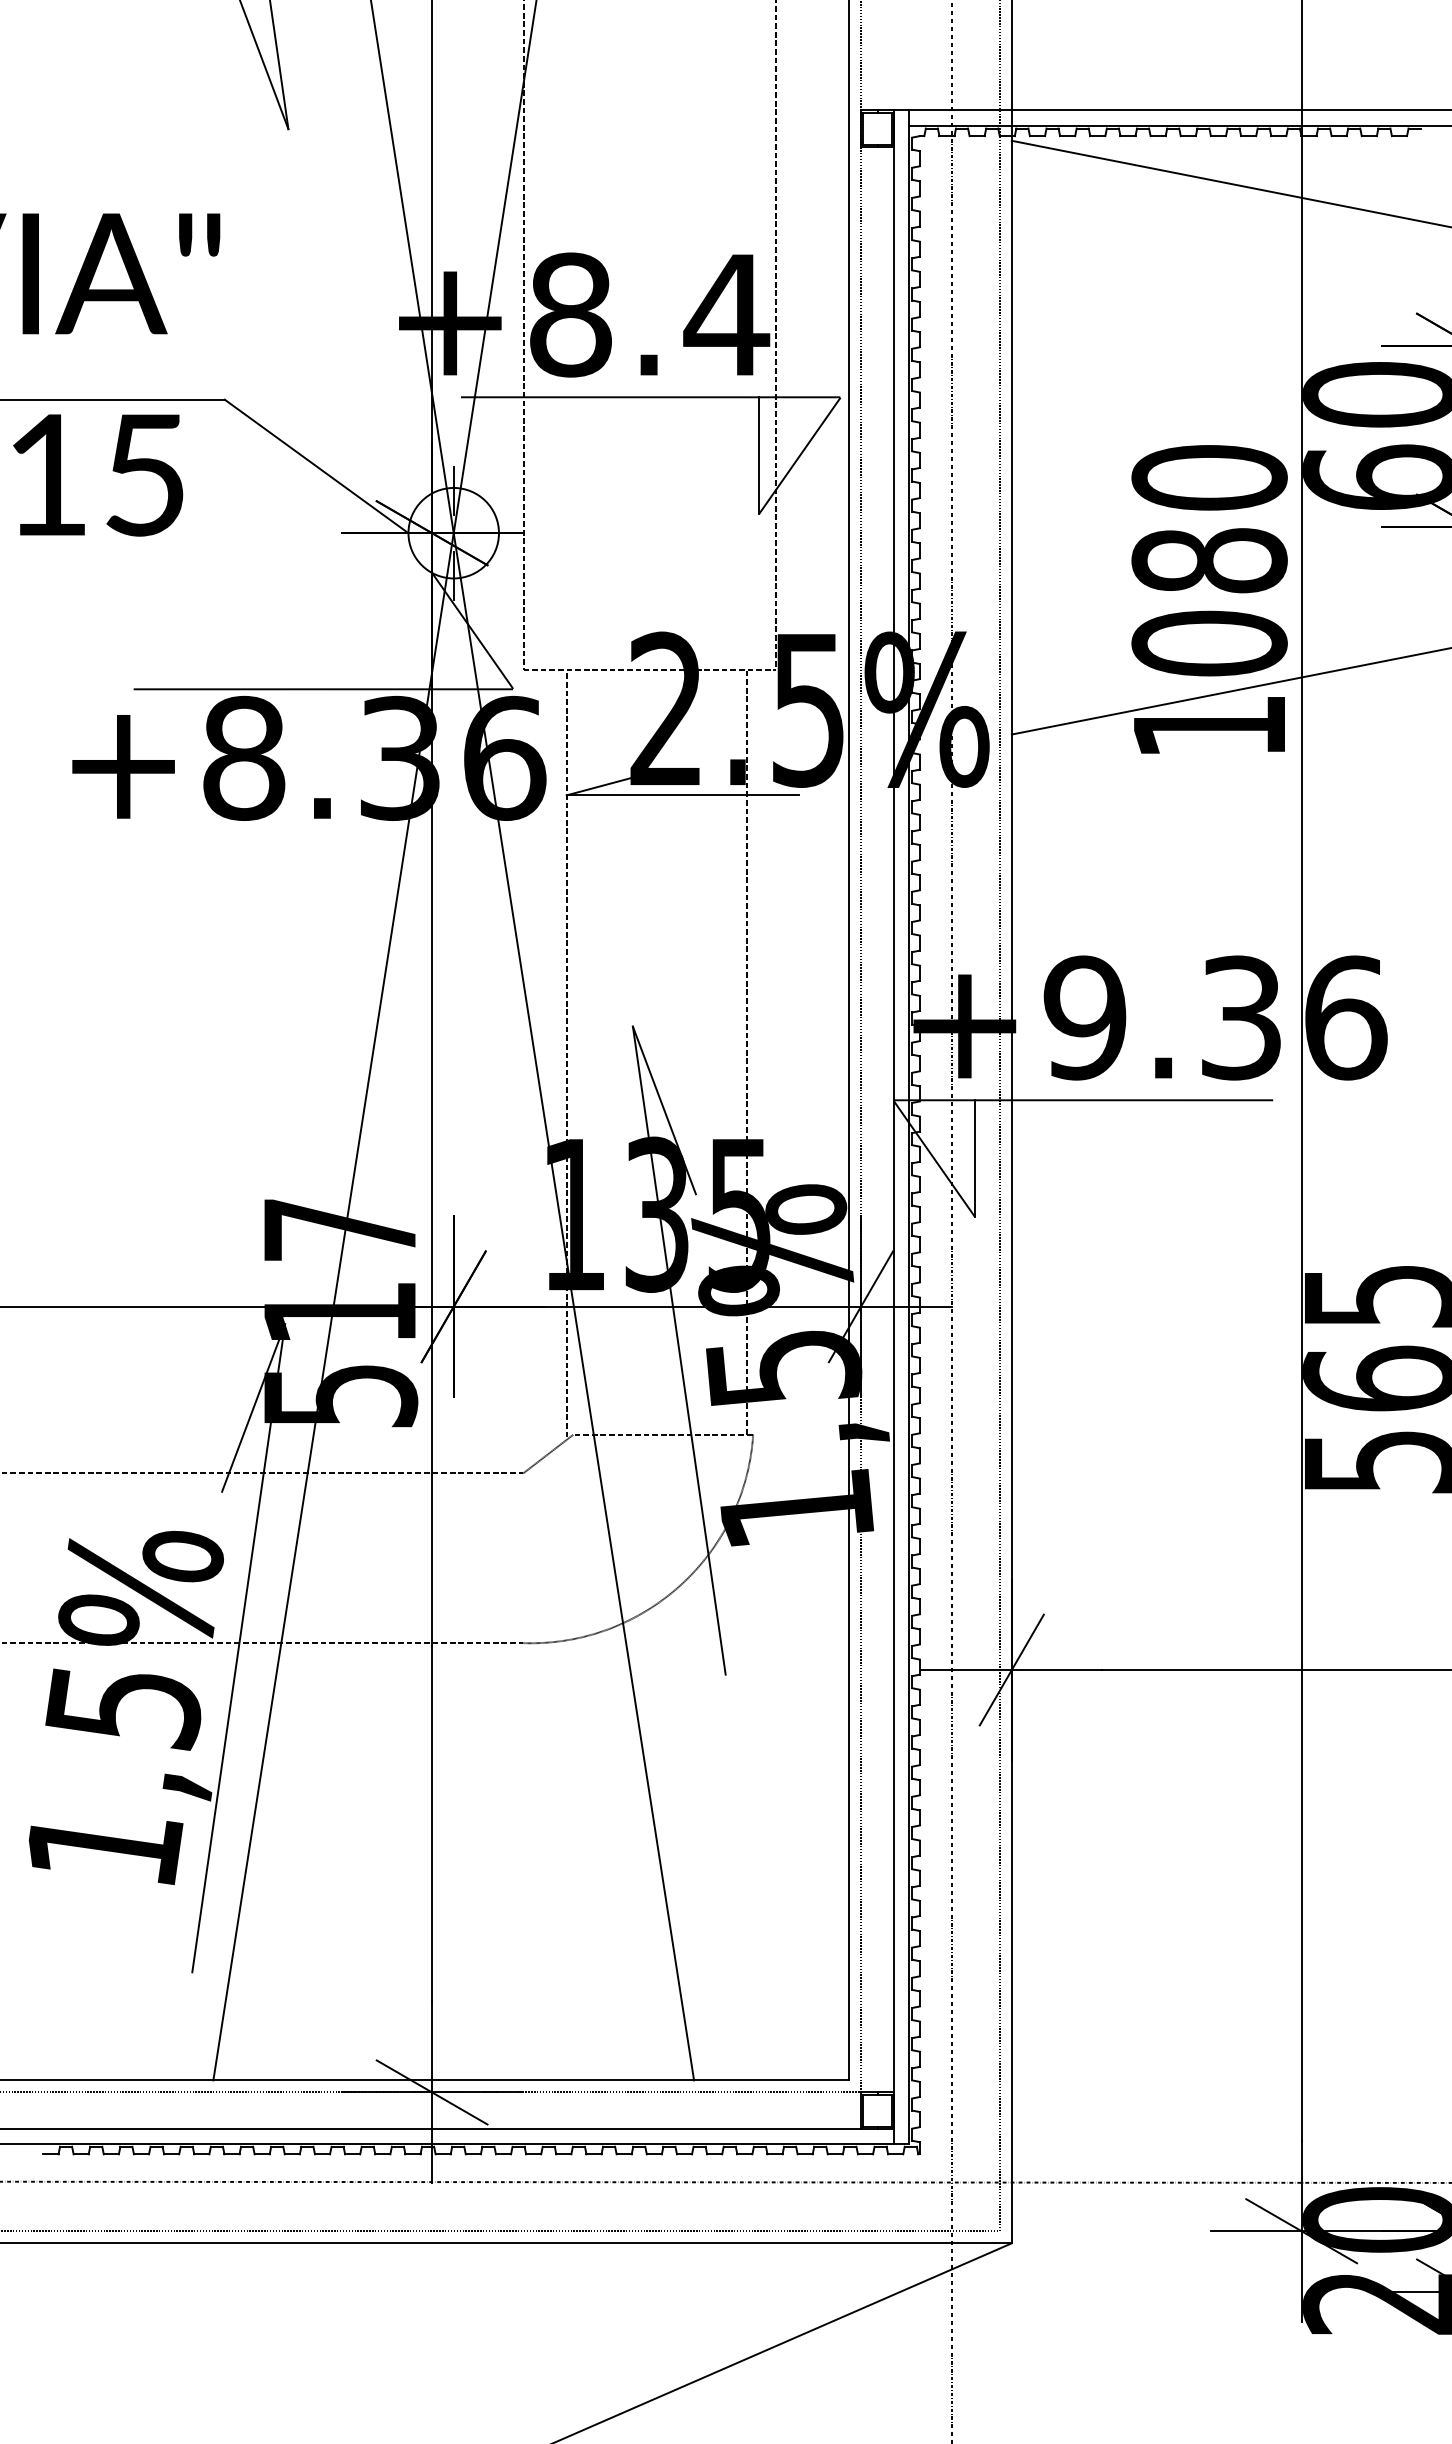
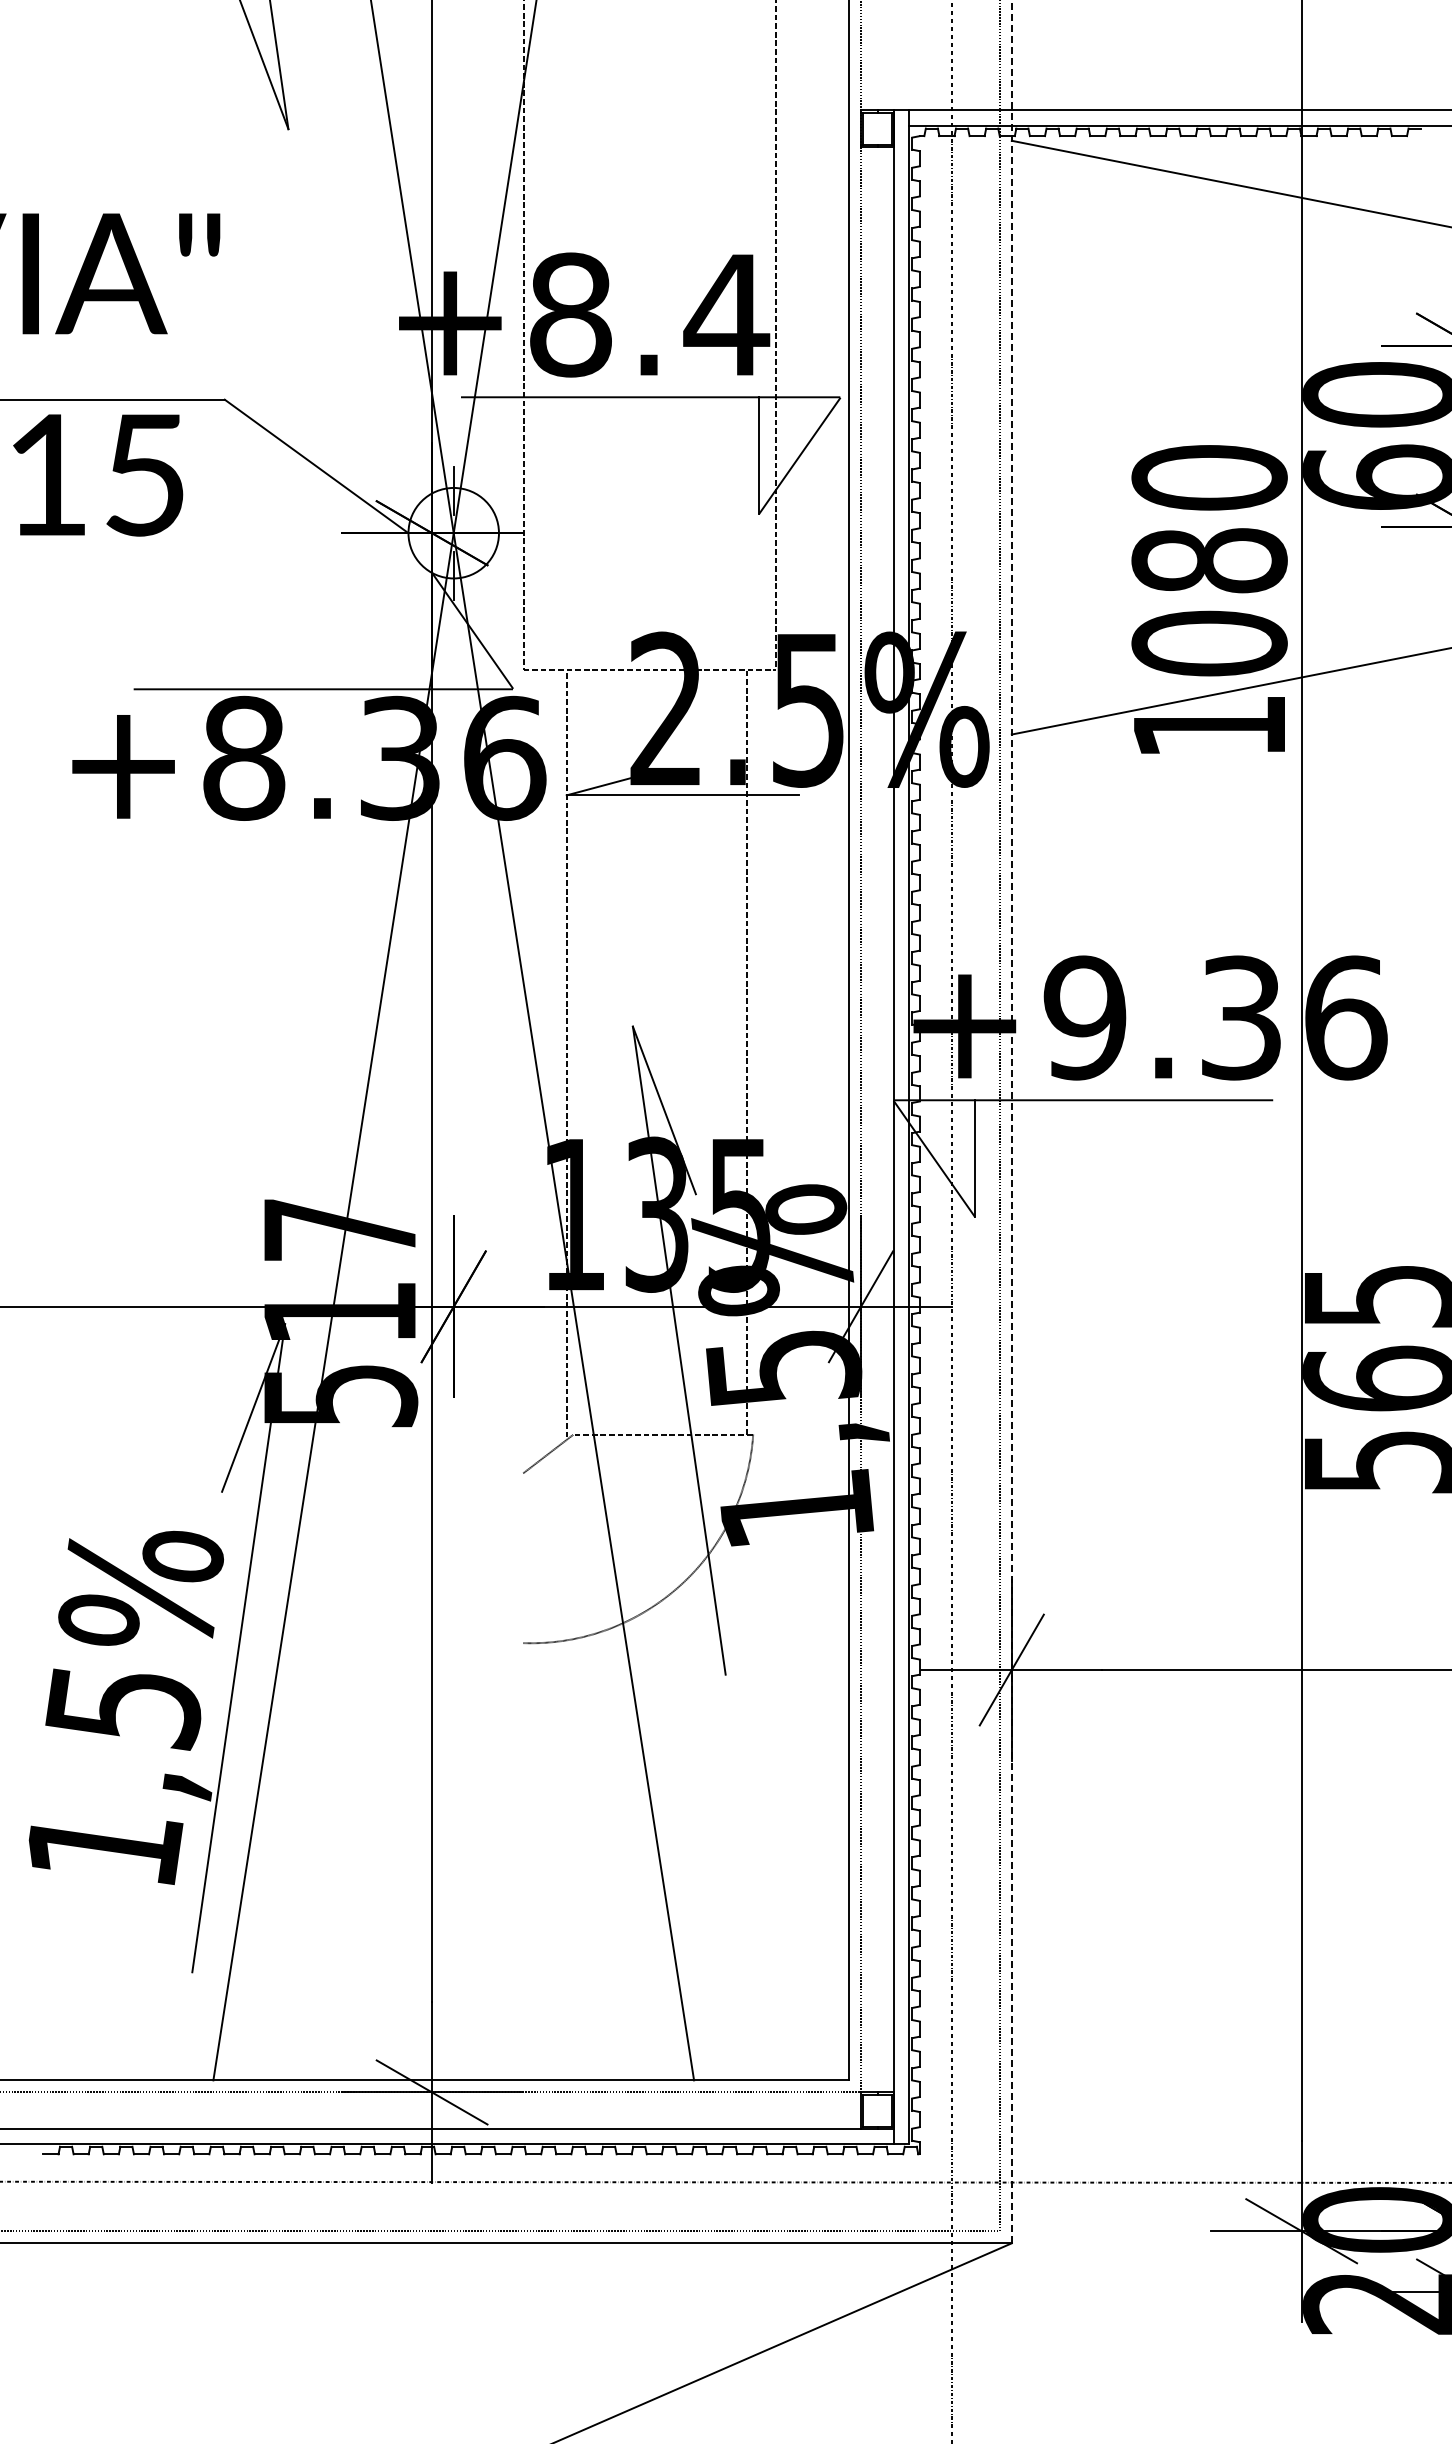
line: solid -> dashed (1011, 1121)
line: present -> none (262, 1473)
line: present -> none (262, 1643)
